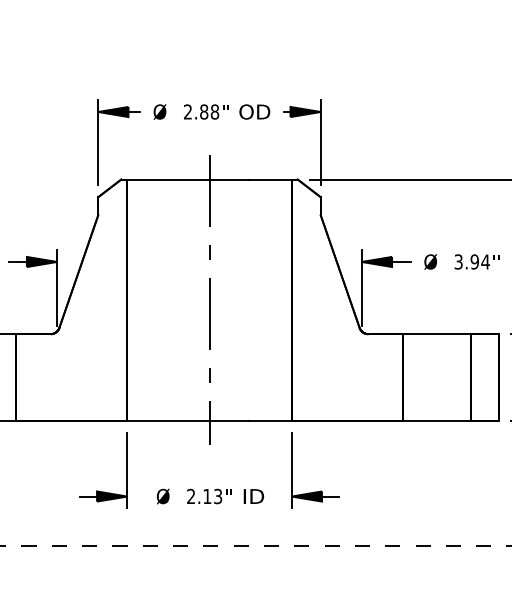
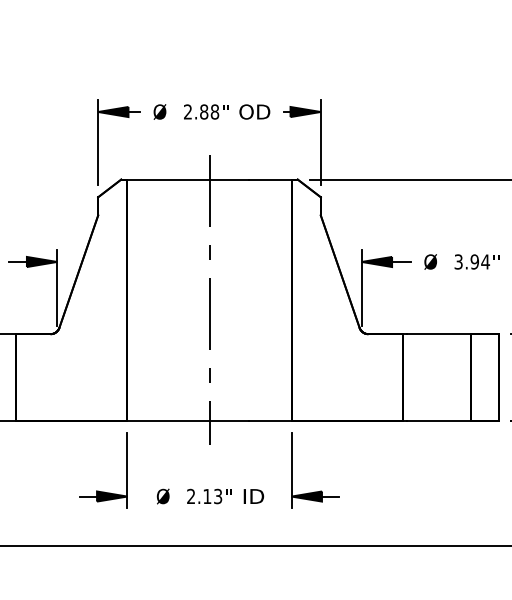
line: dashed -> solid (256, 545)
